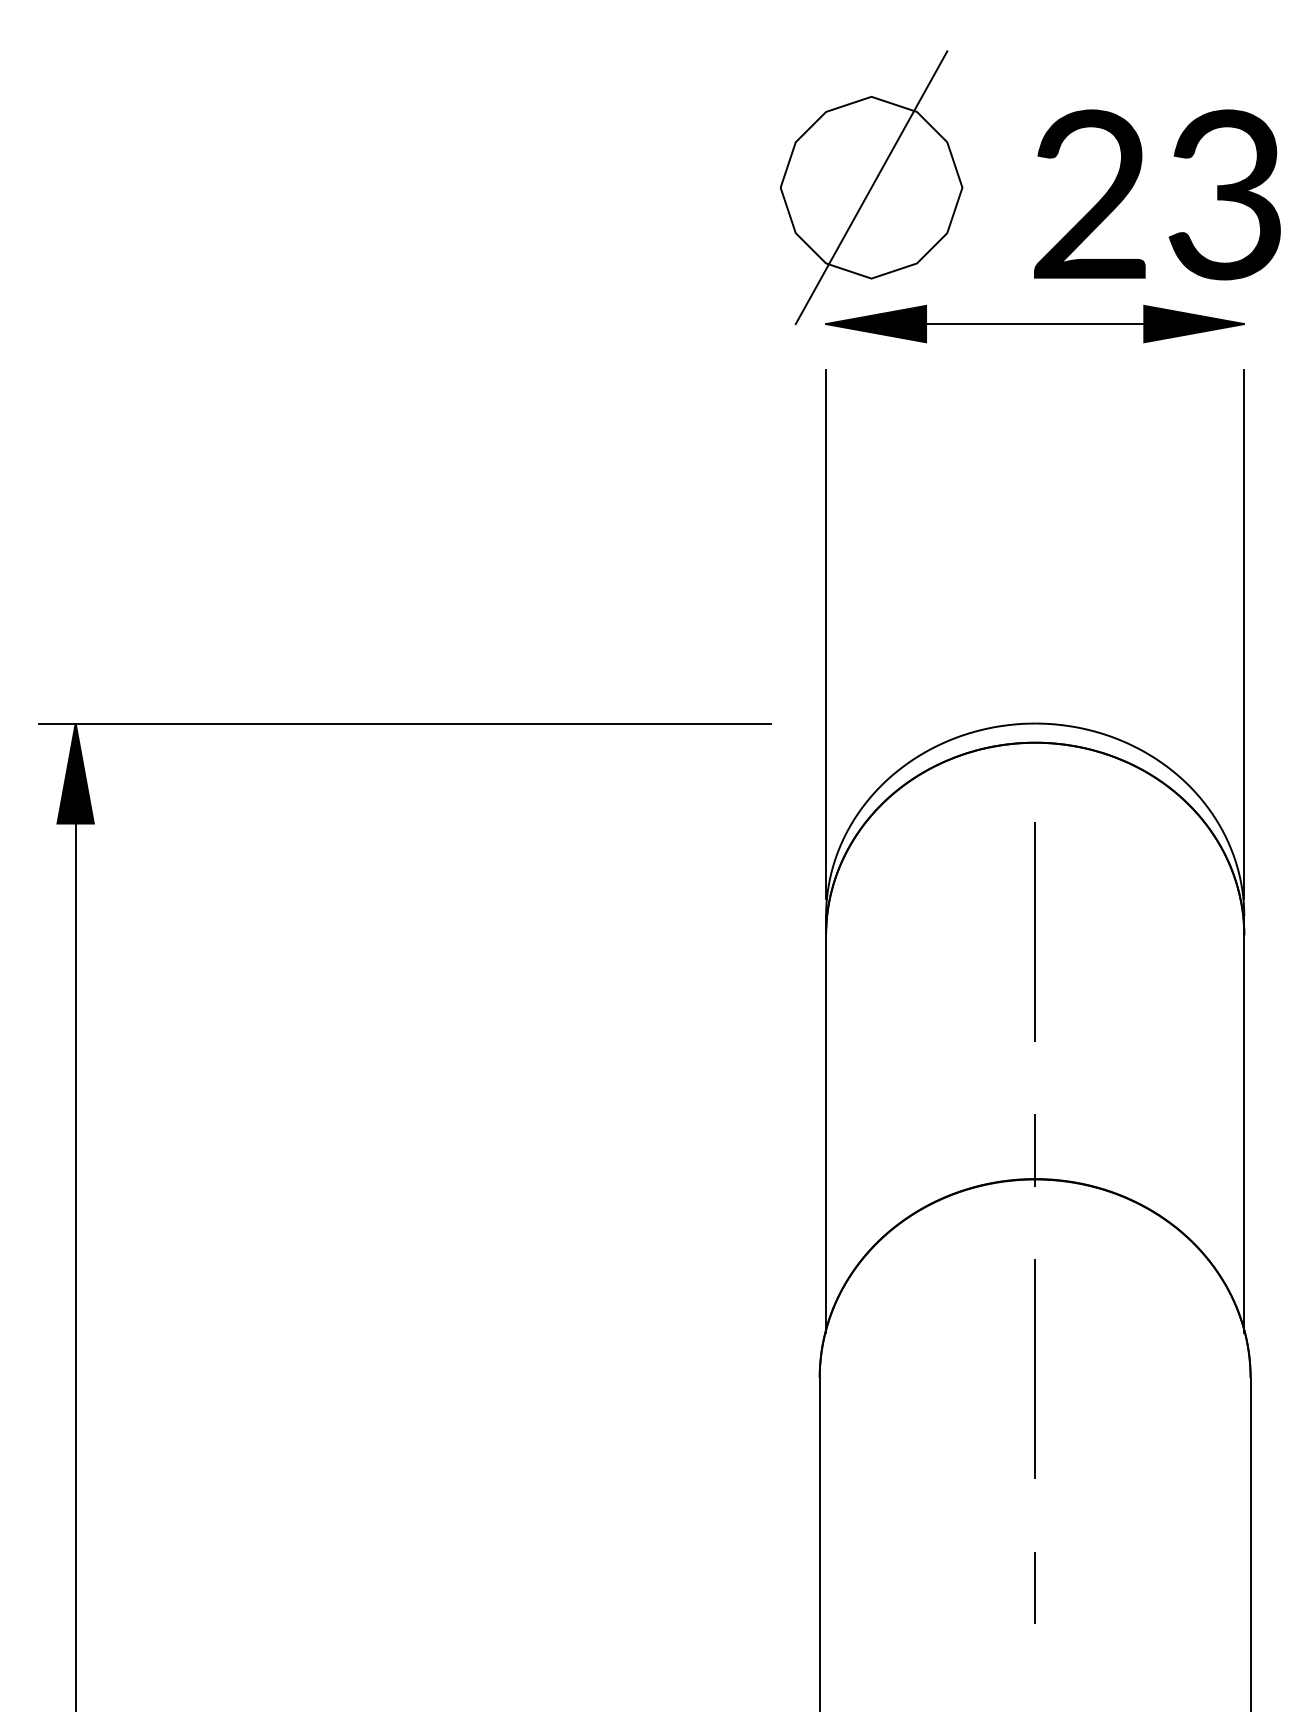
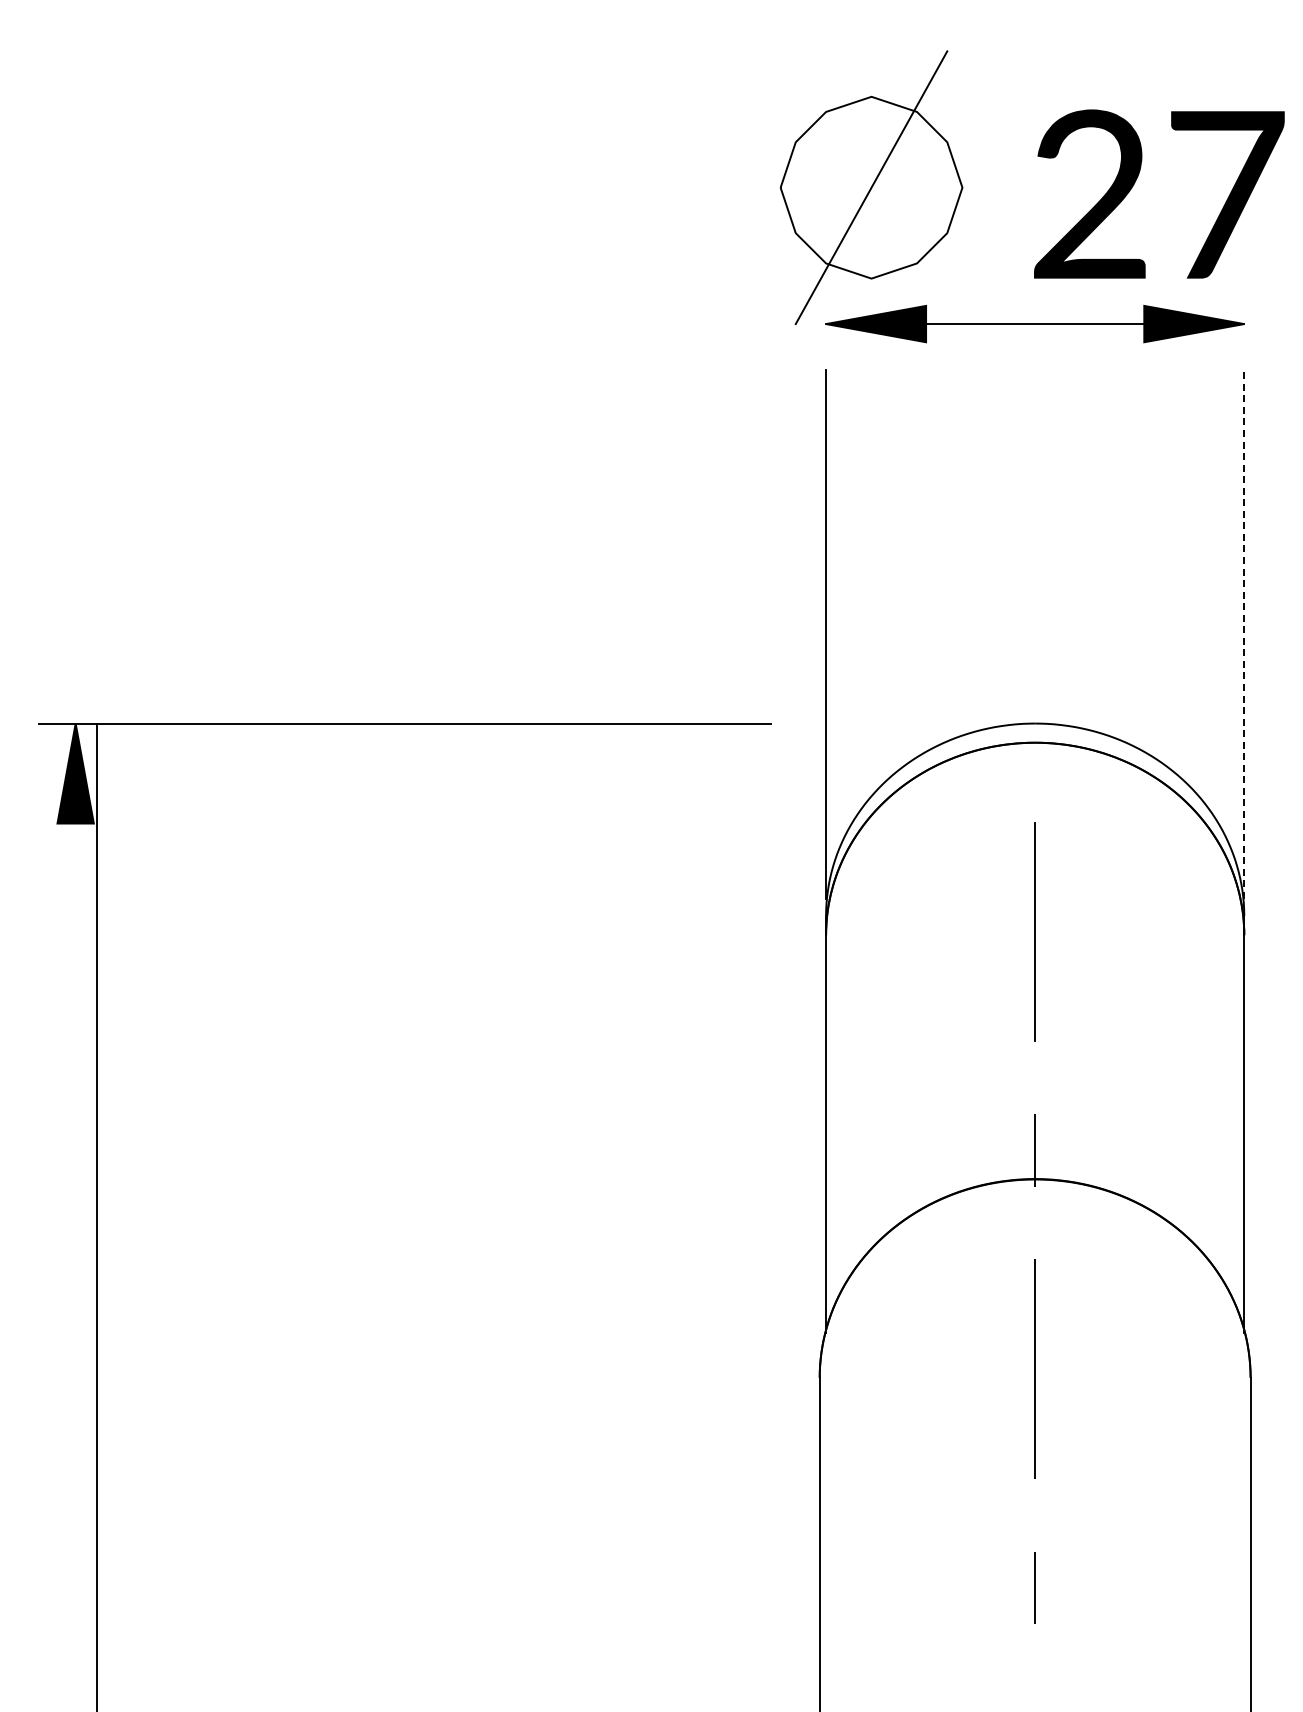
text: 23 -> 27 (1226, 194)
line: solid -> dashed (1244, 634)
line position: (75, 1215) -> (96, 1215) (96, 1215)
